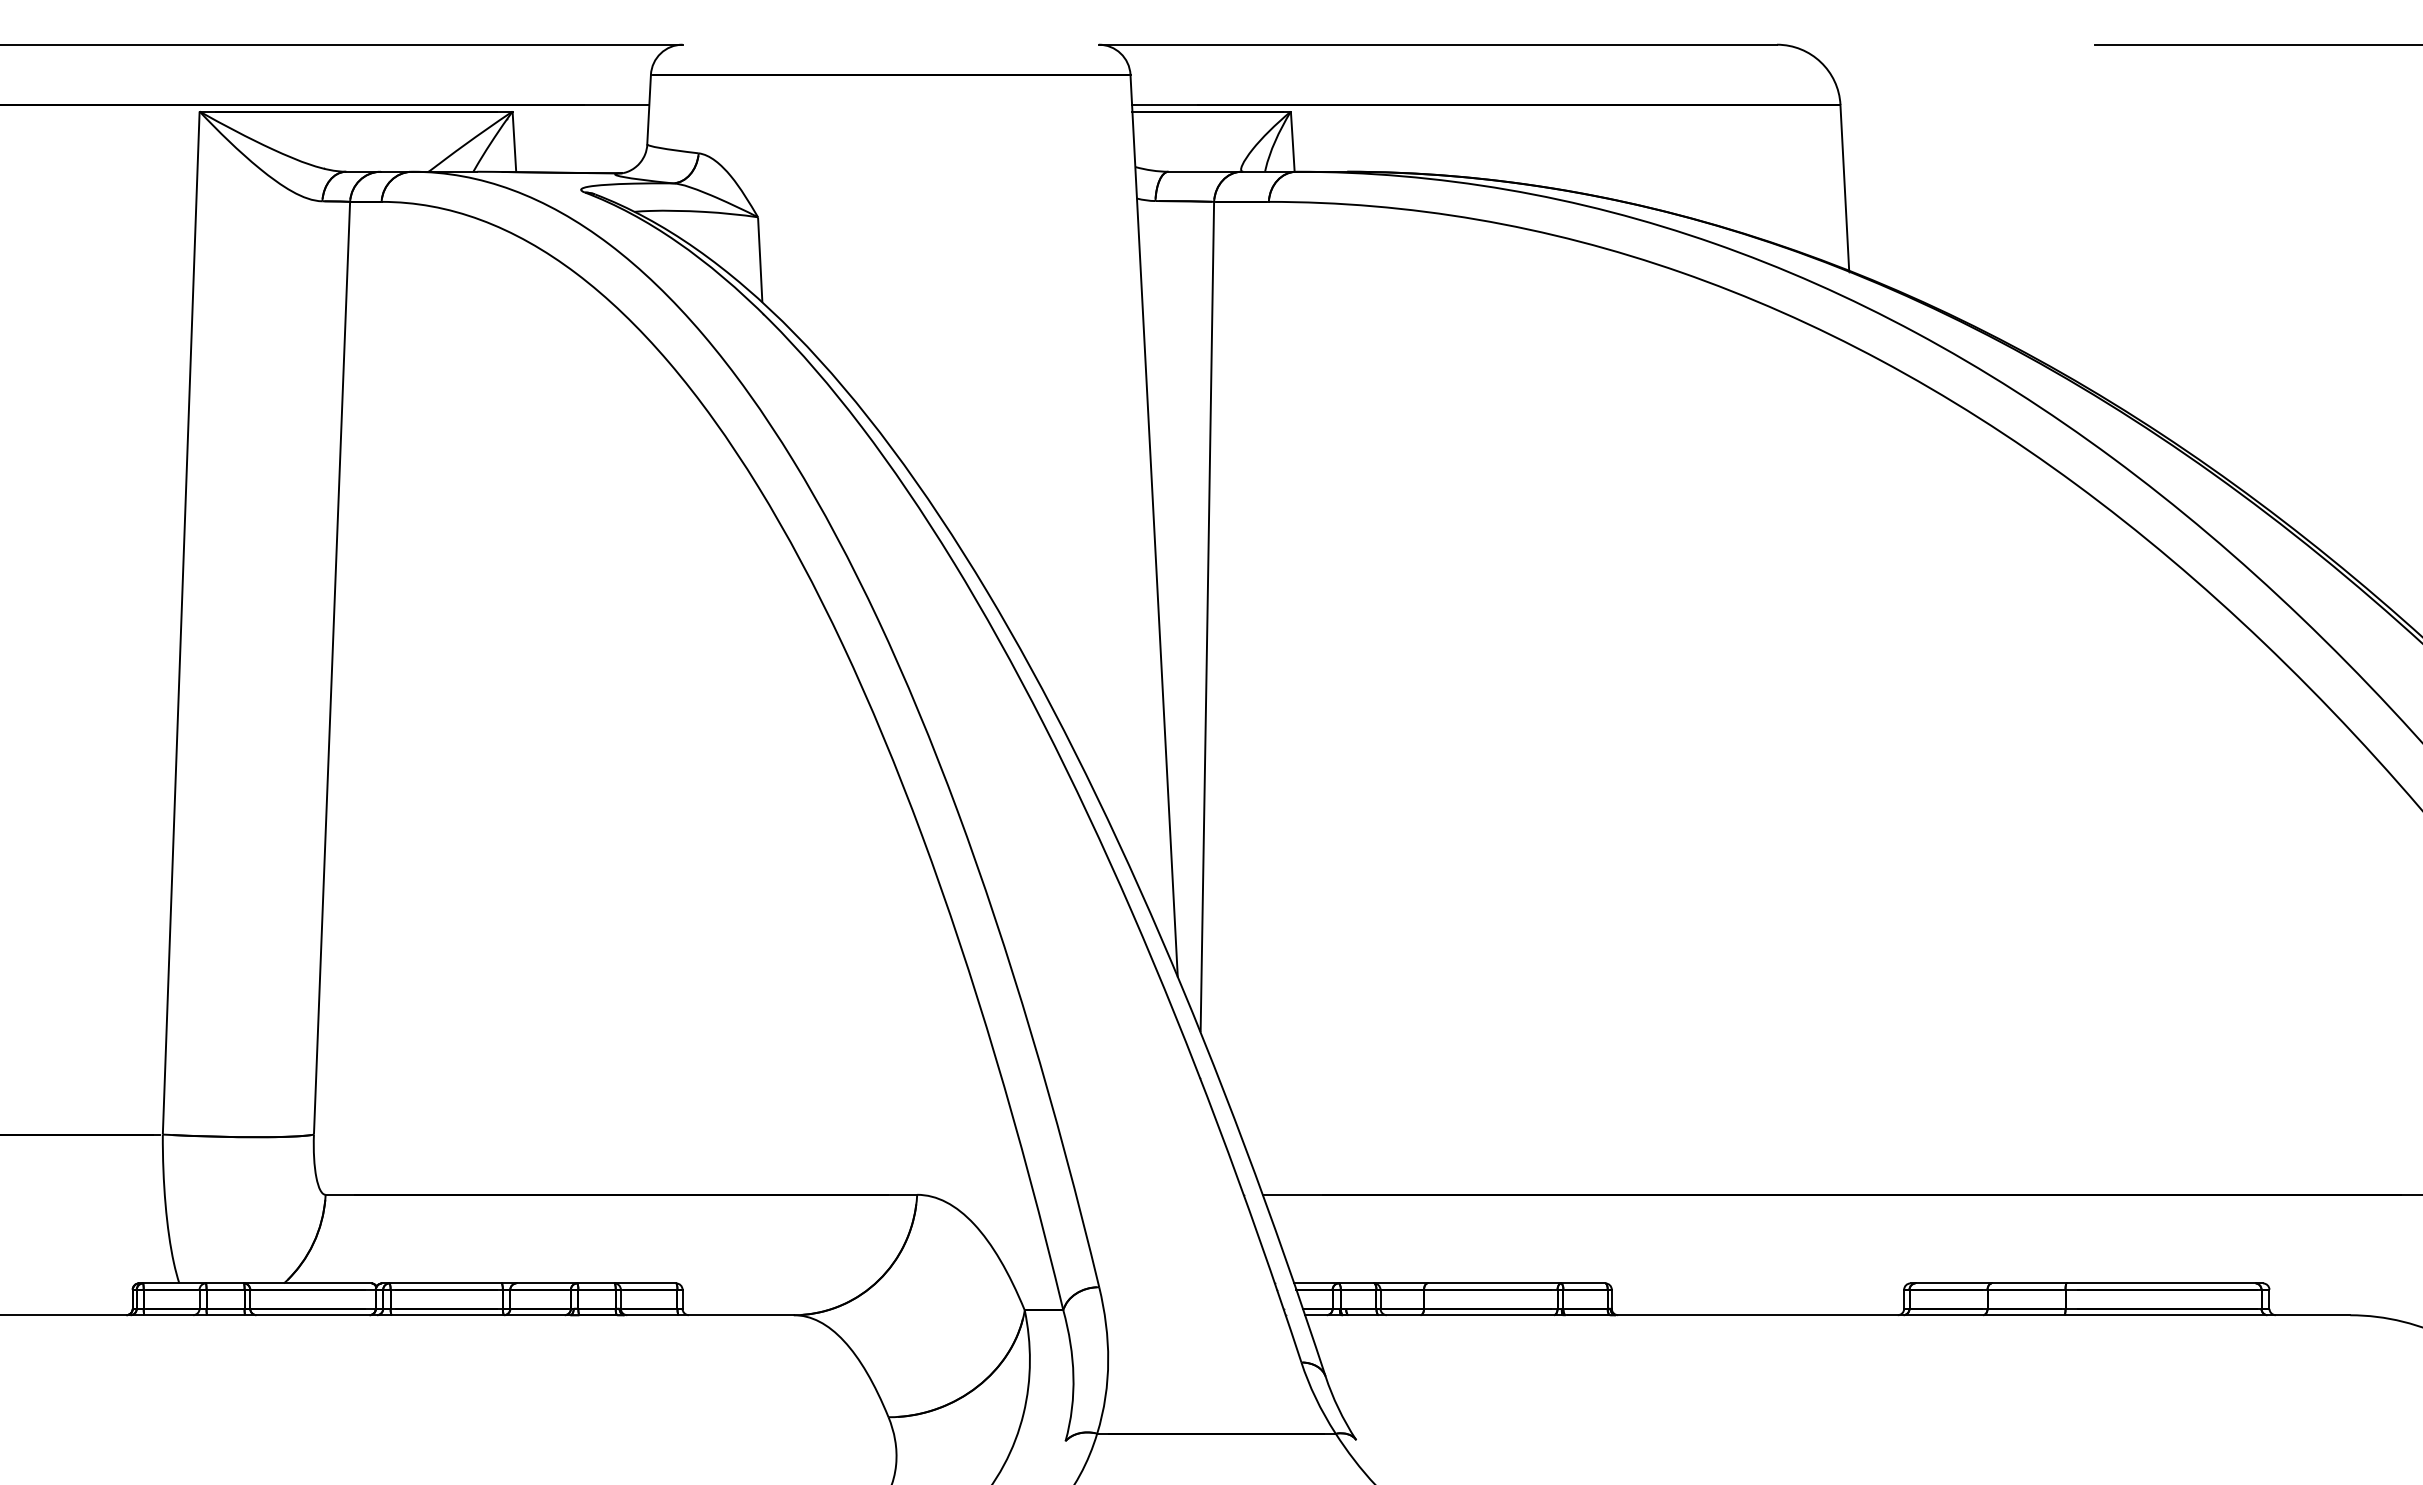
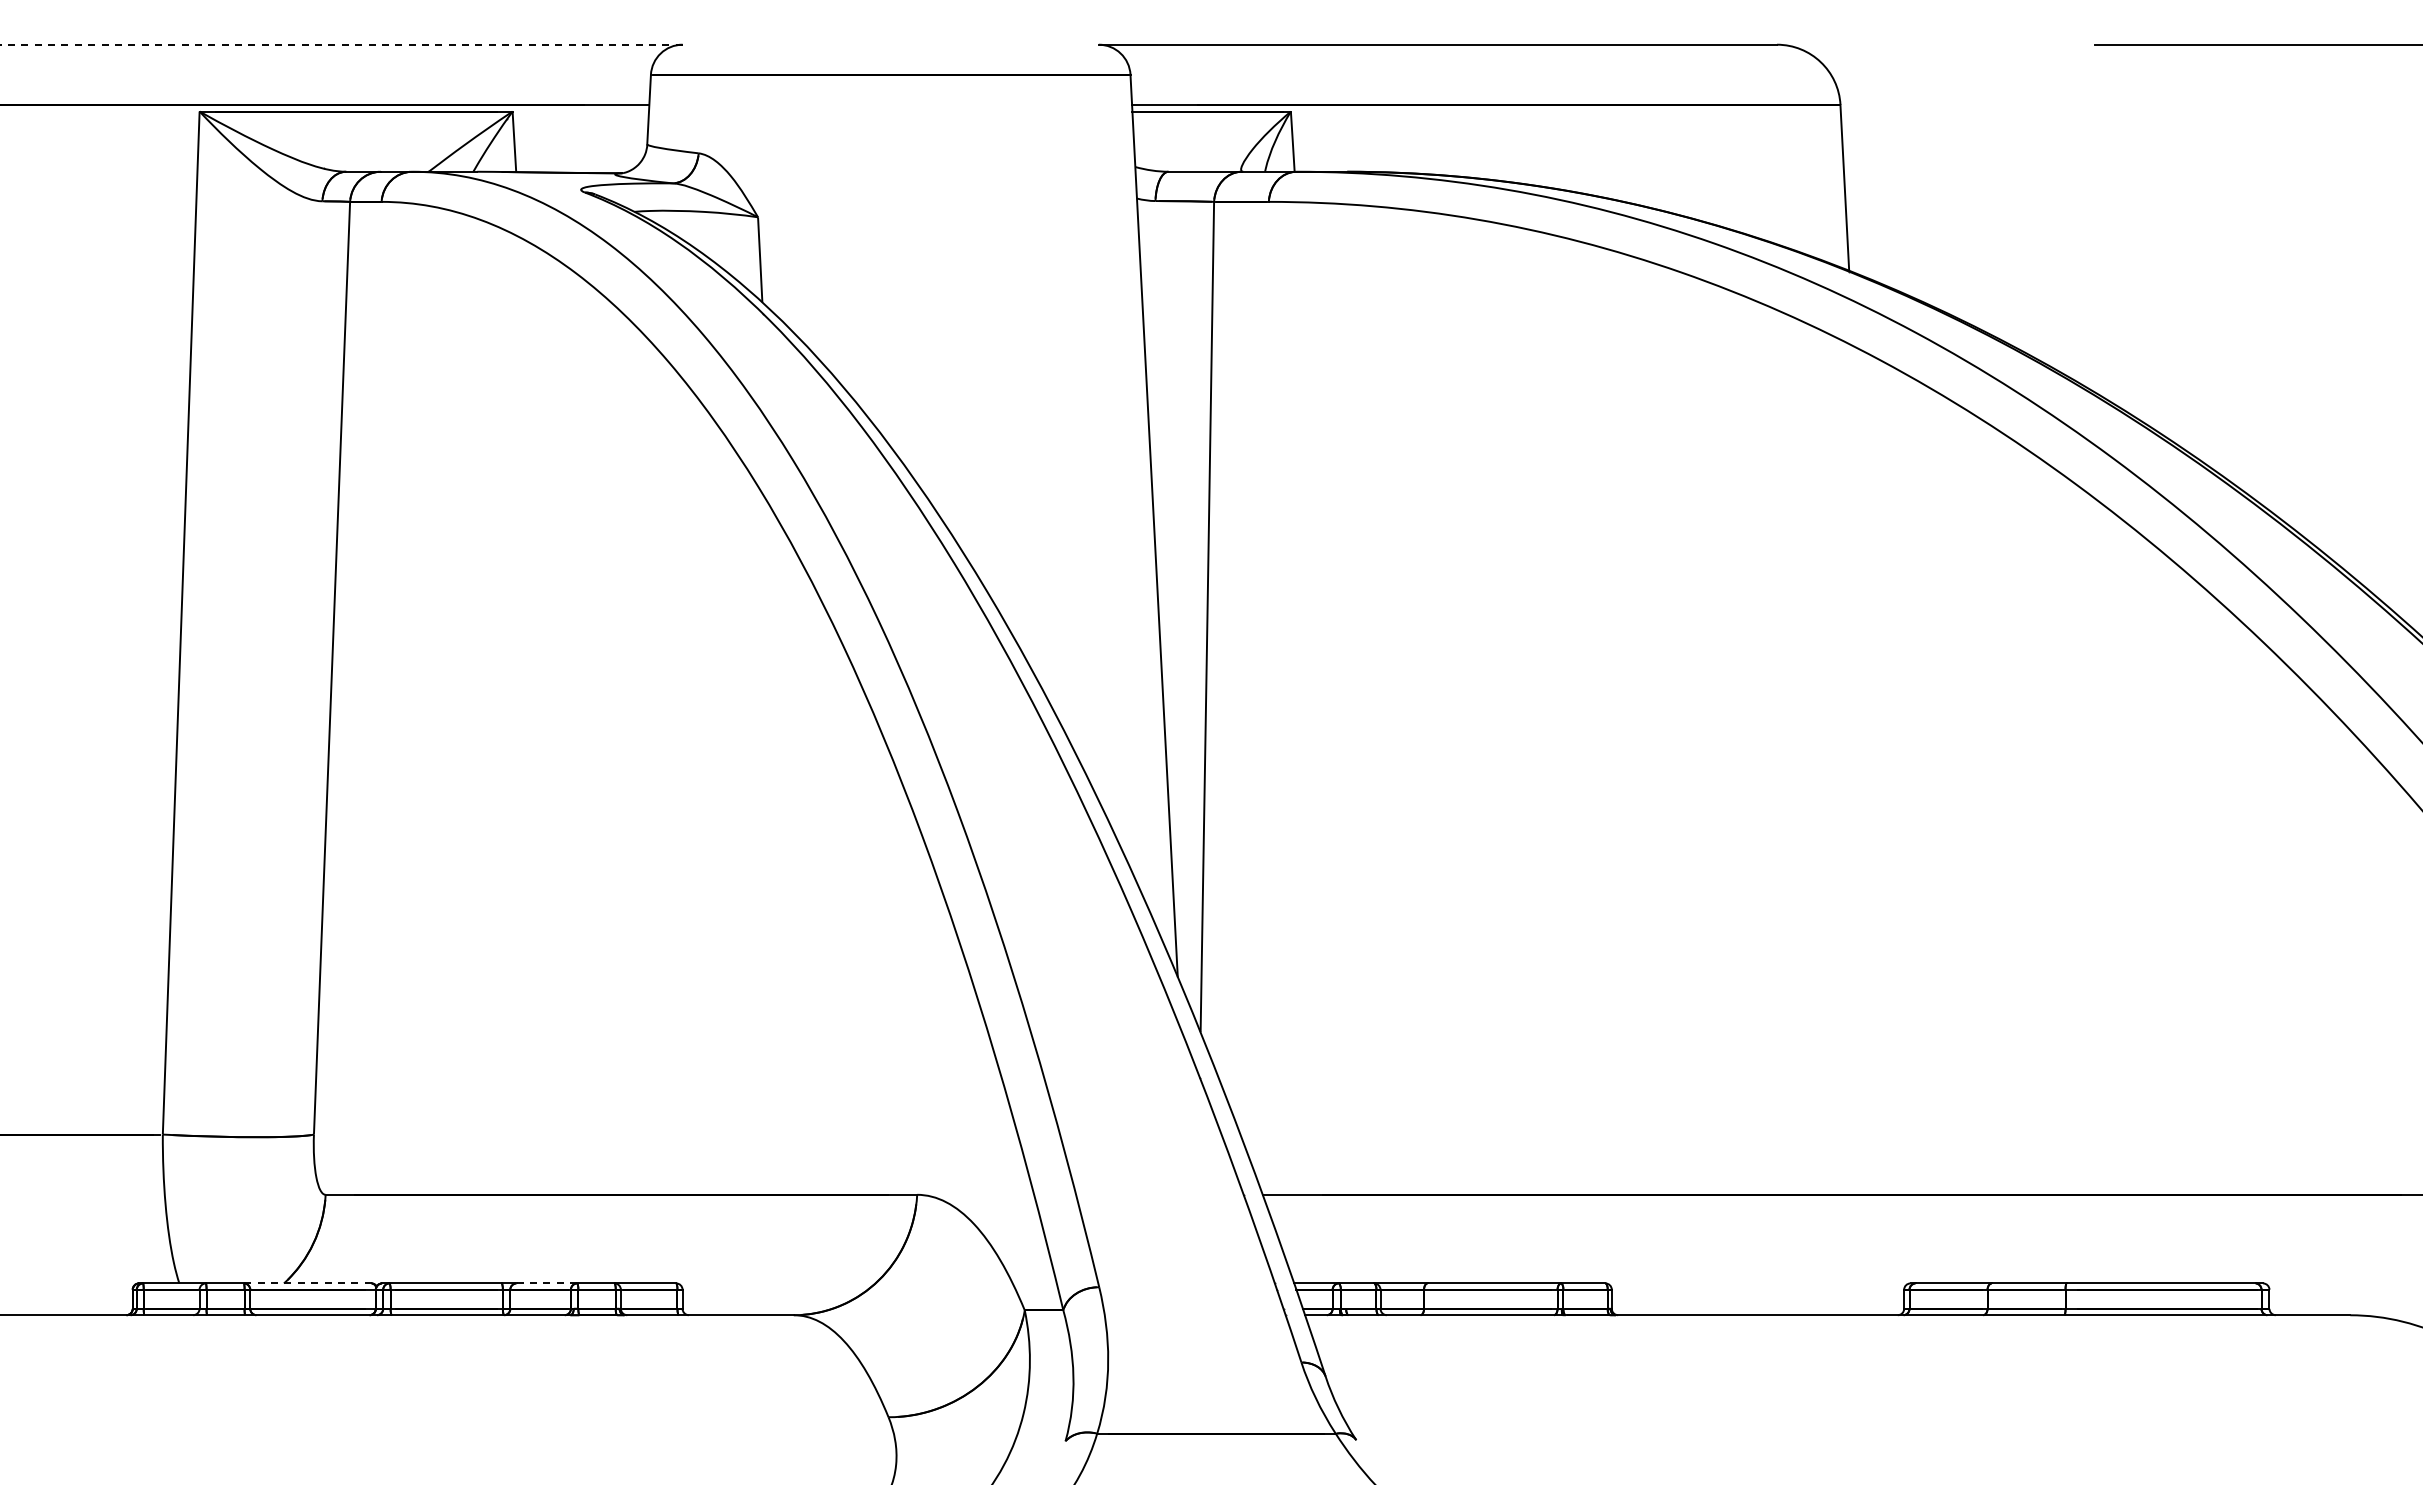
line: solid -> dashed (340, 44)
line: solid -> dashed (307, 1283)
line: solid -> dashed (547, 1283)
